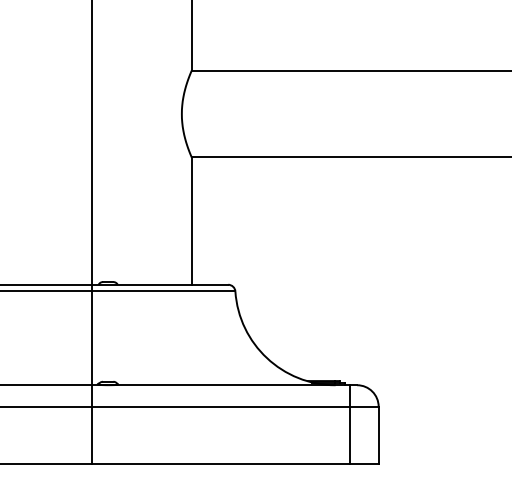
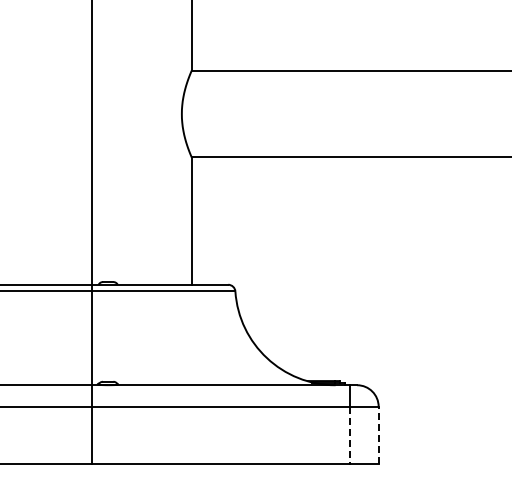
line: solid -> dashed (349, 435)
line: solid -> dashed (378, 435)
